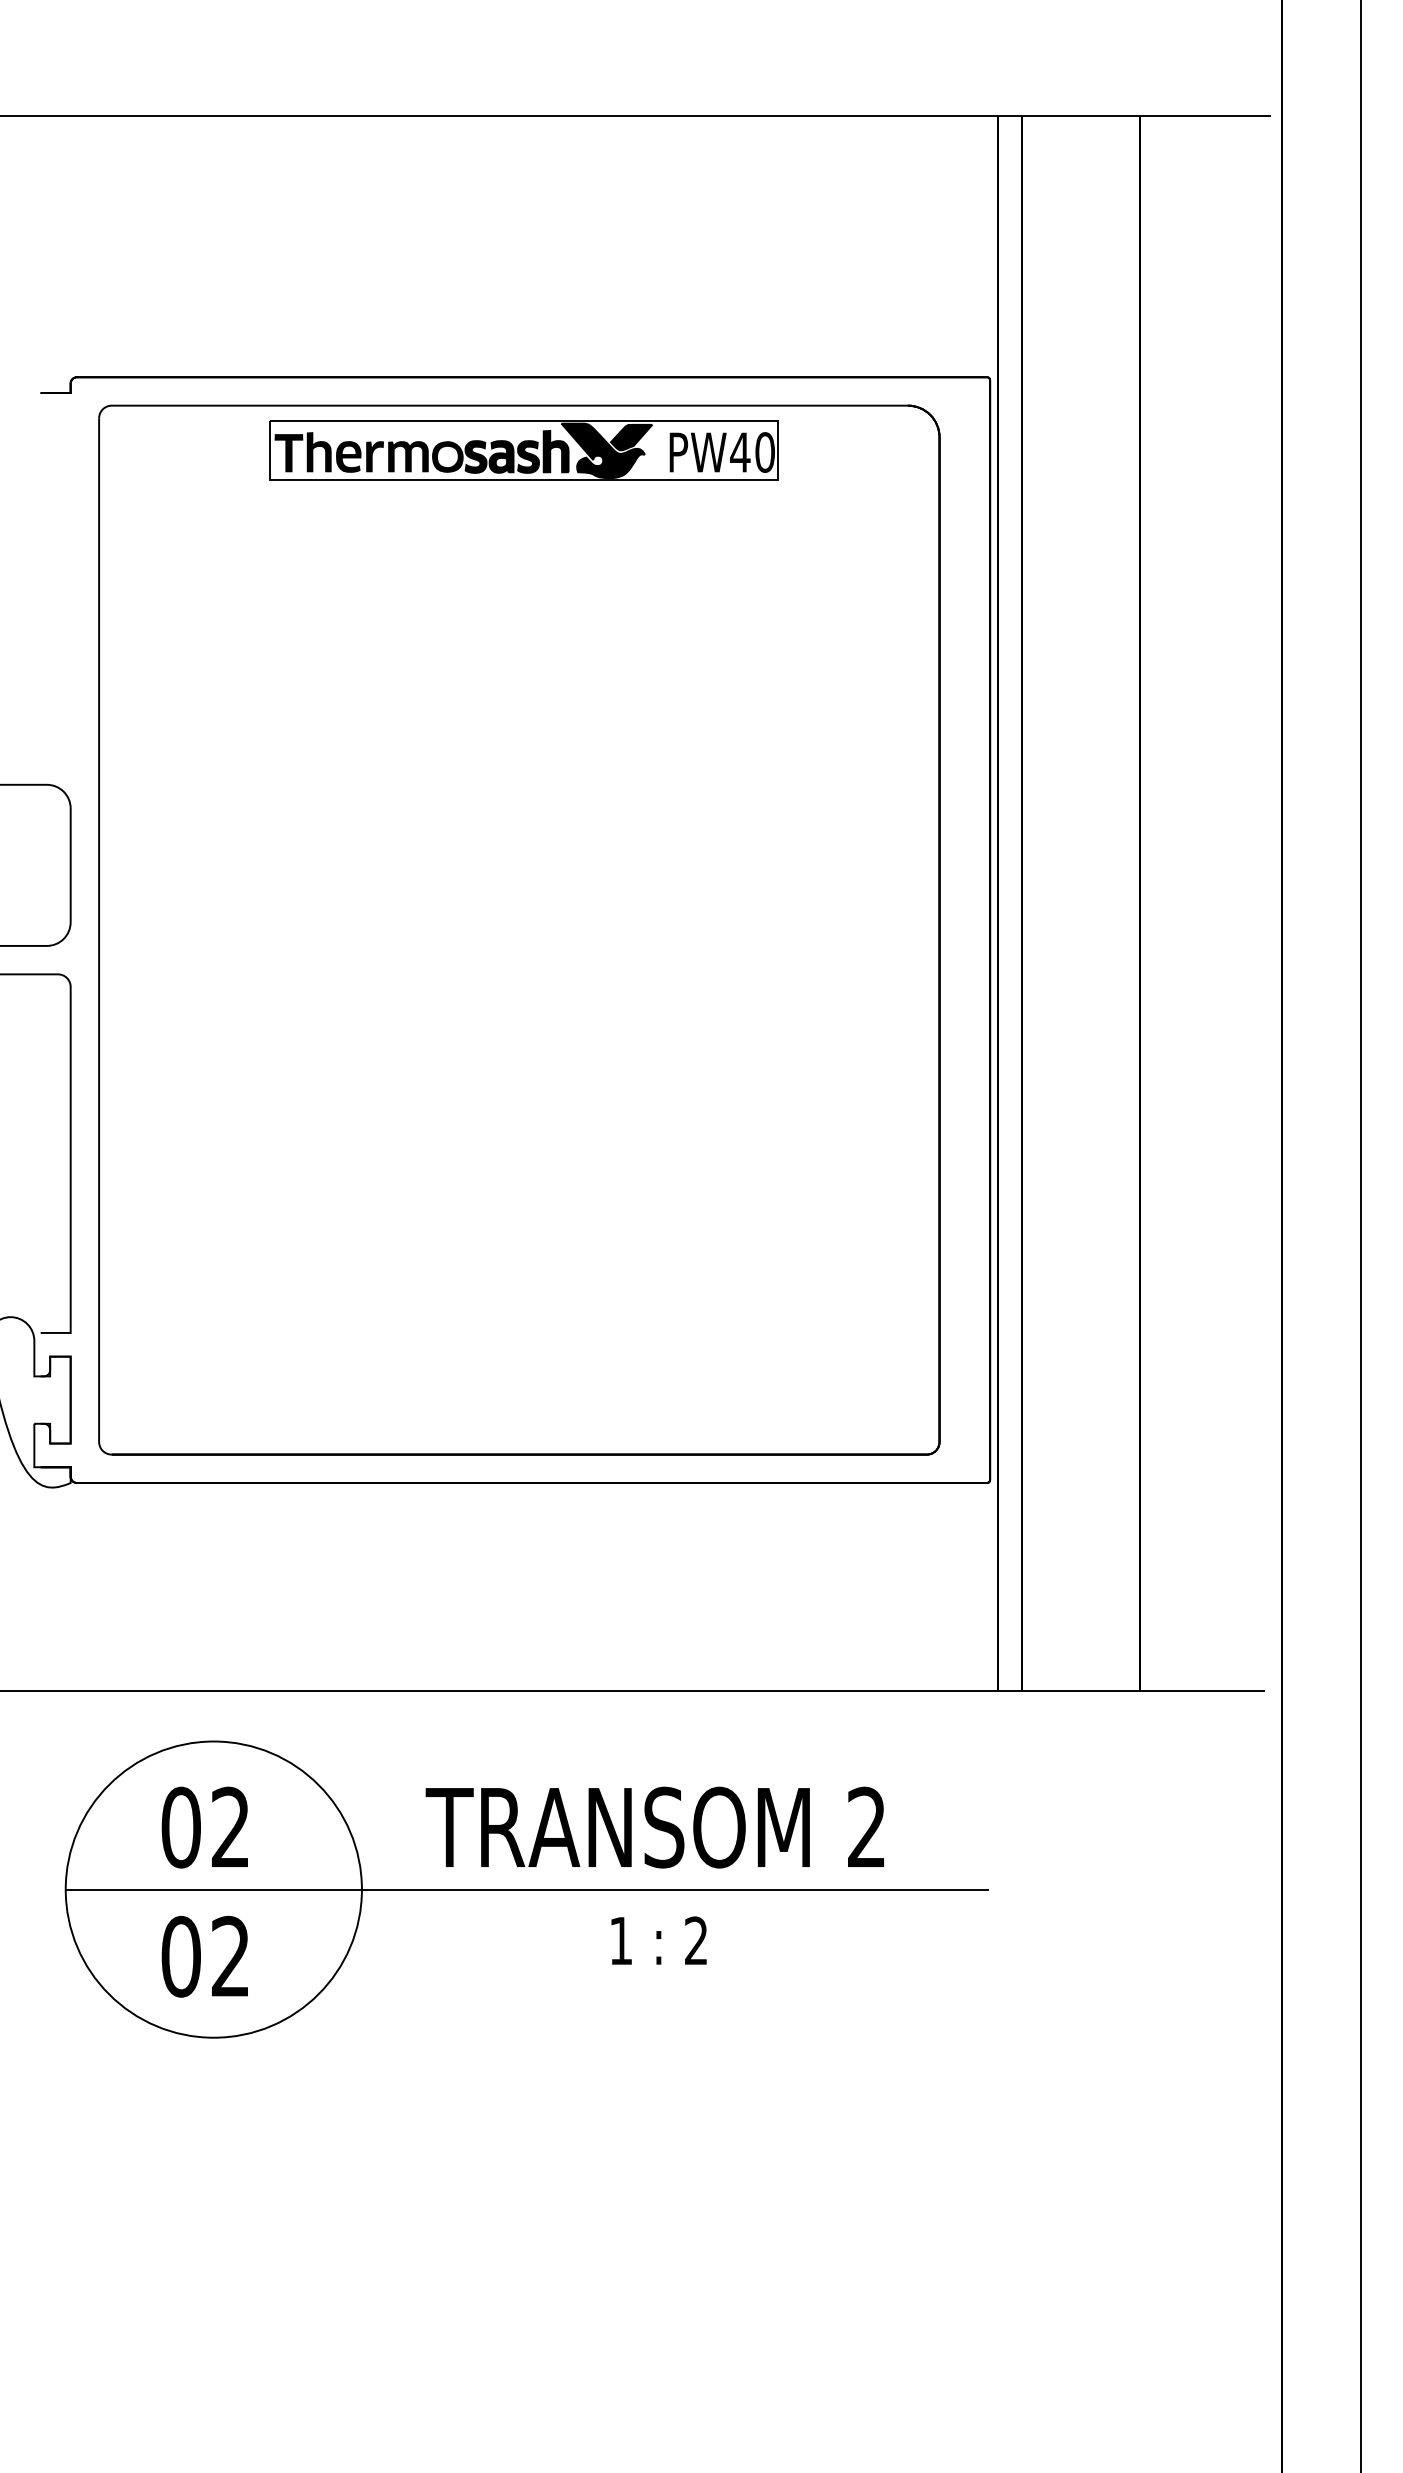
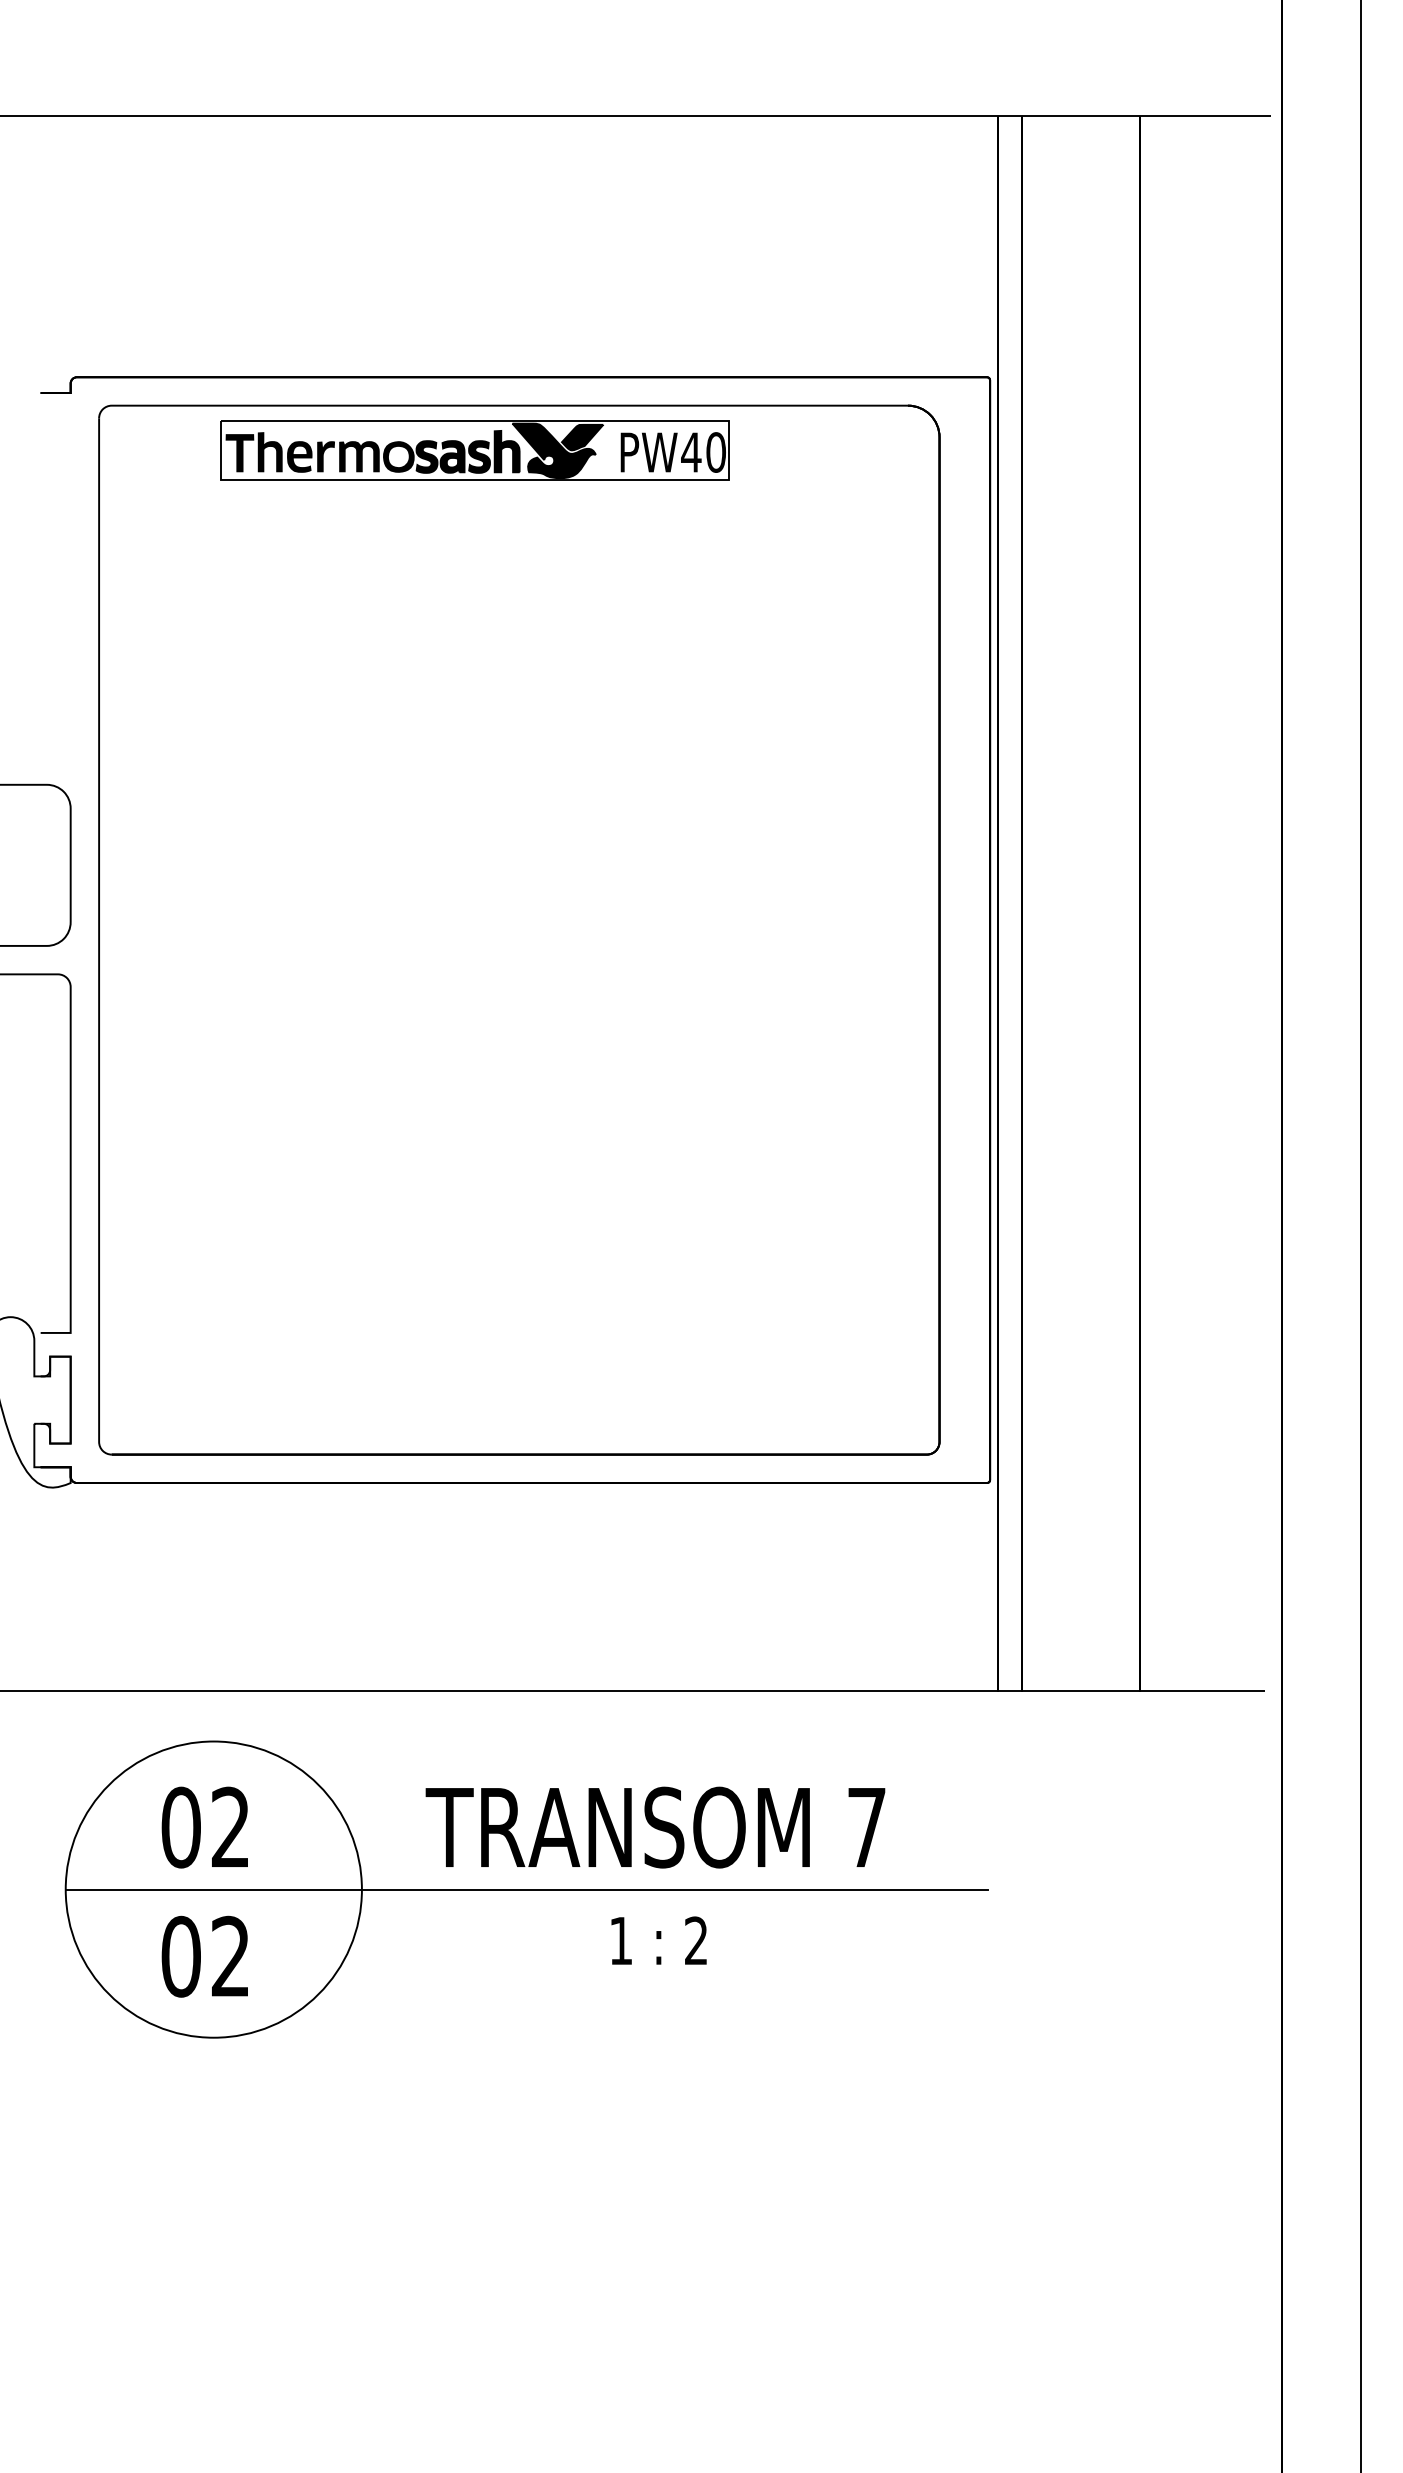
part position: (523, 450) -> (474, 450) (474, 450)
text: 2 -> 7 (866, 1826)
